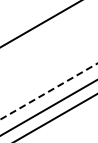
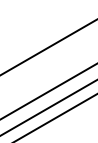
line position: (40, 24) -> (48, 47) (48, 47)
line: dashed -> solid (49, 91)
